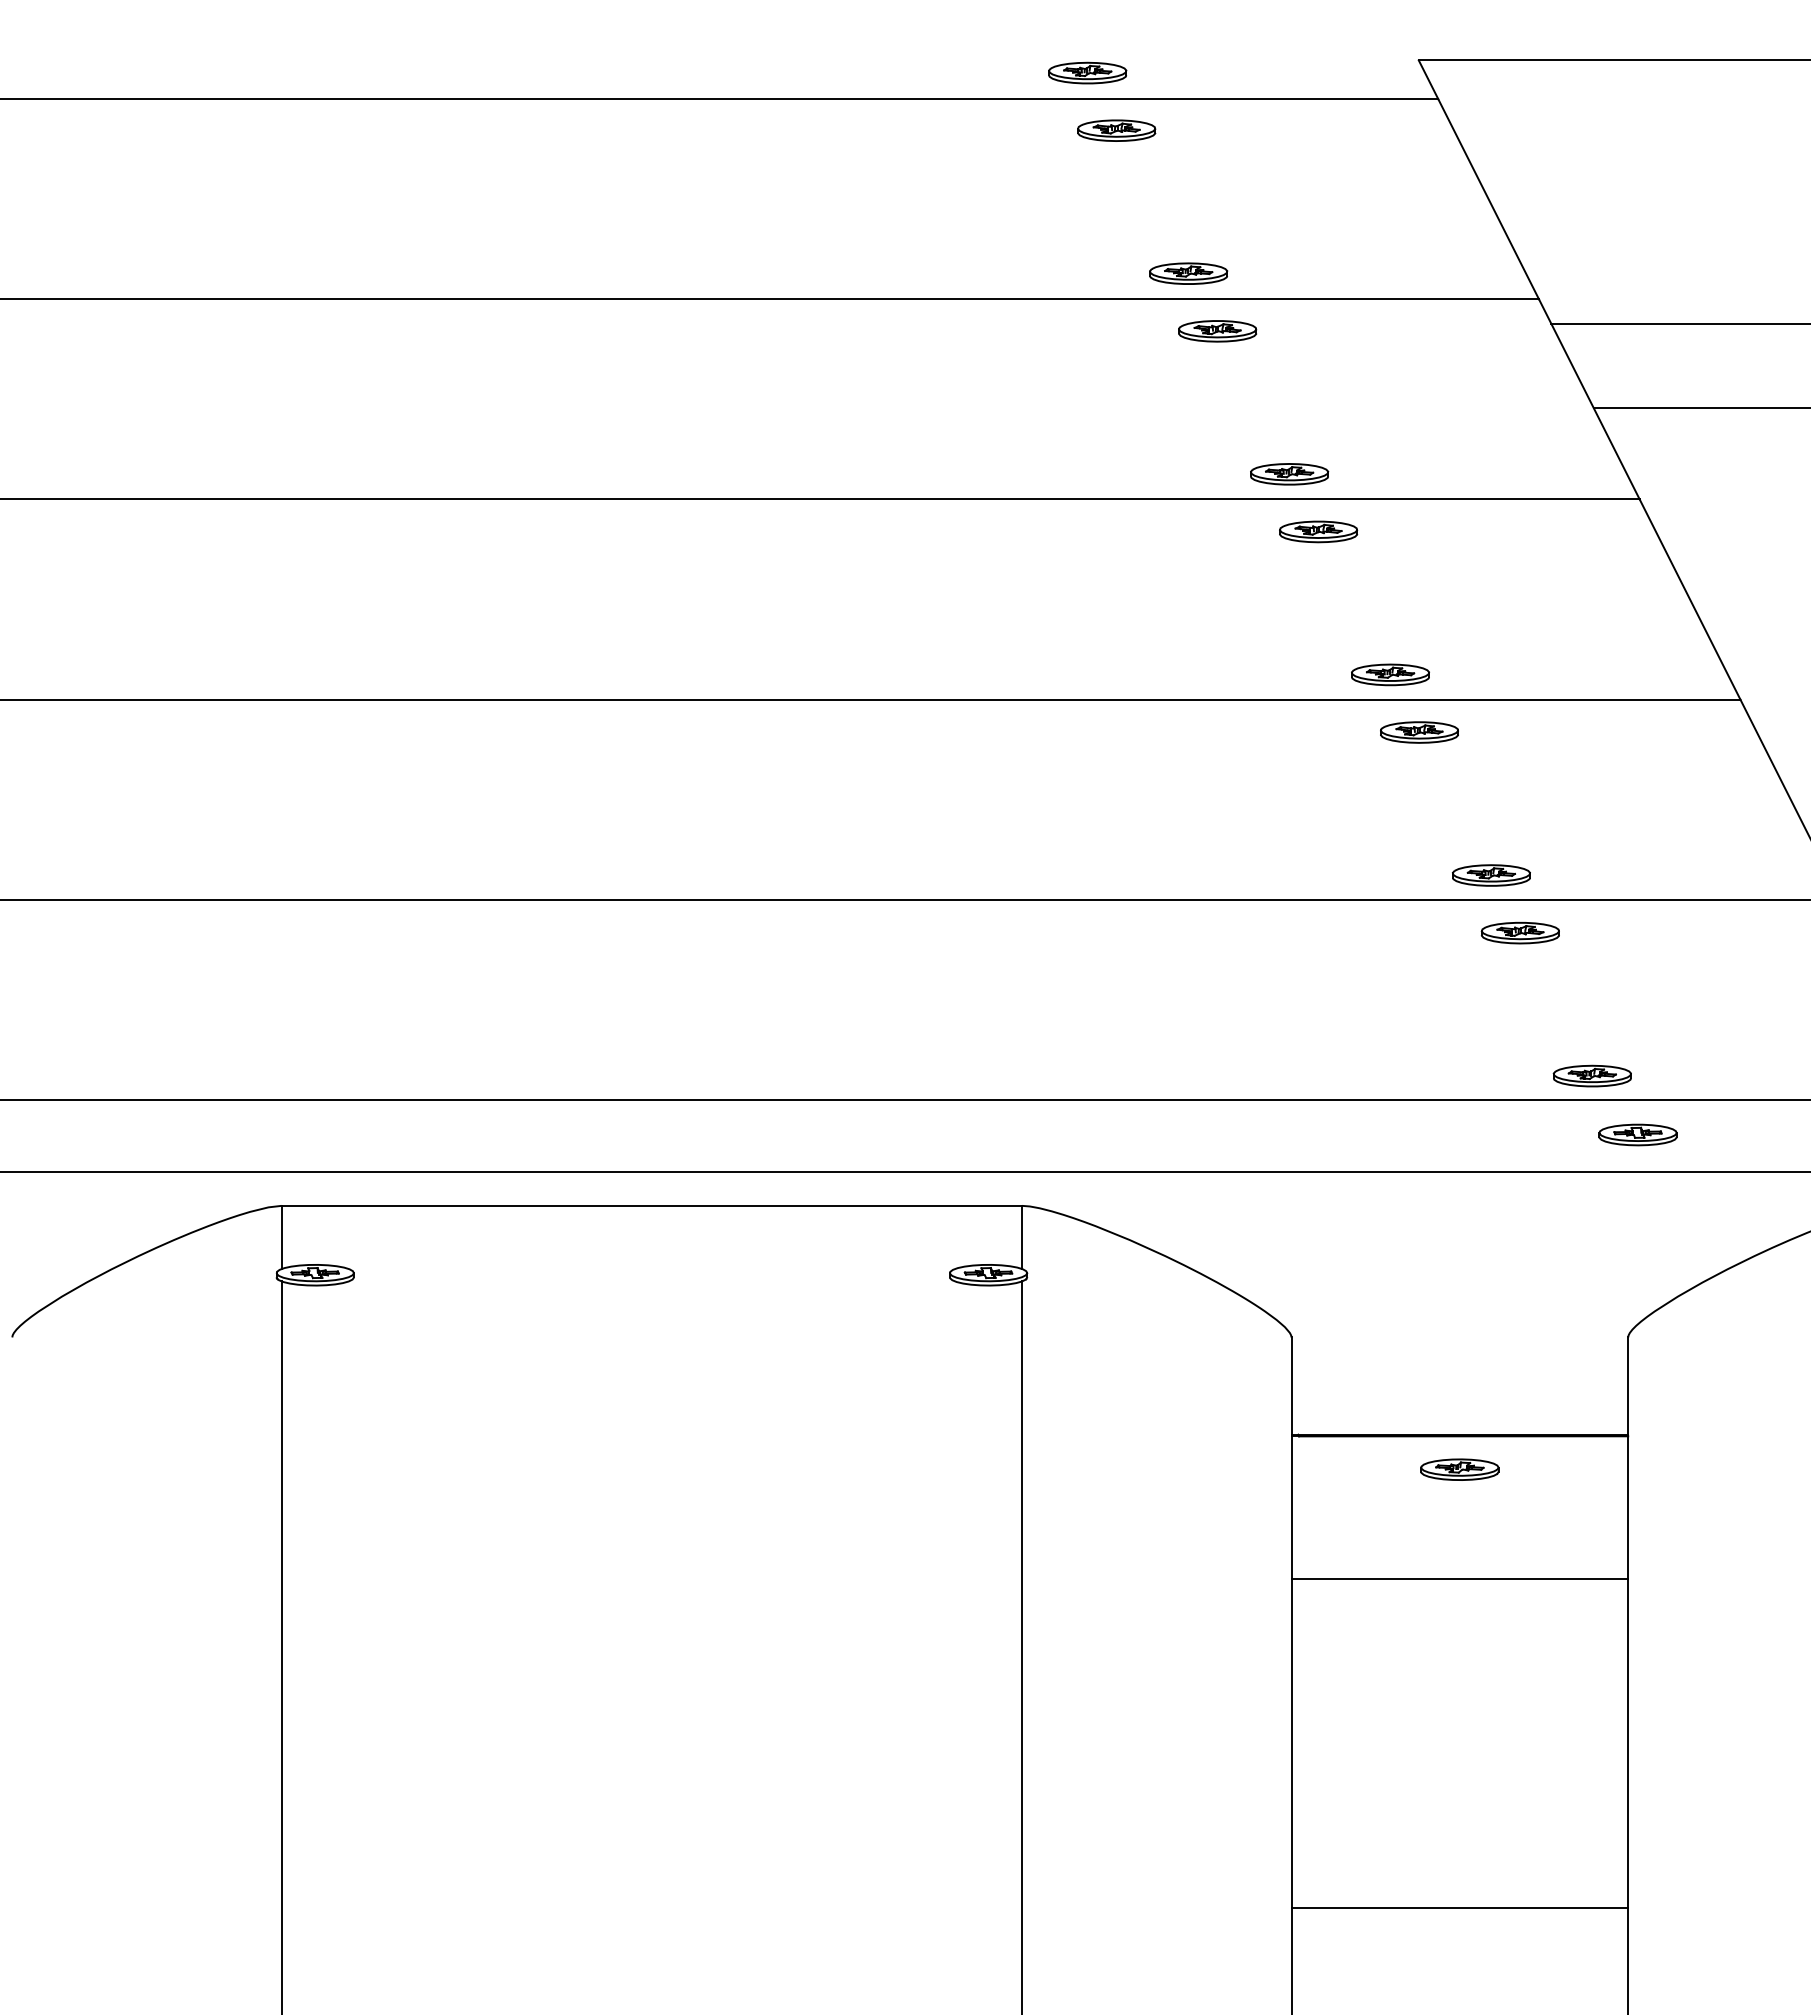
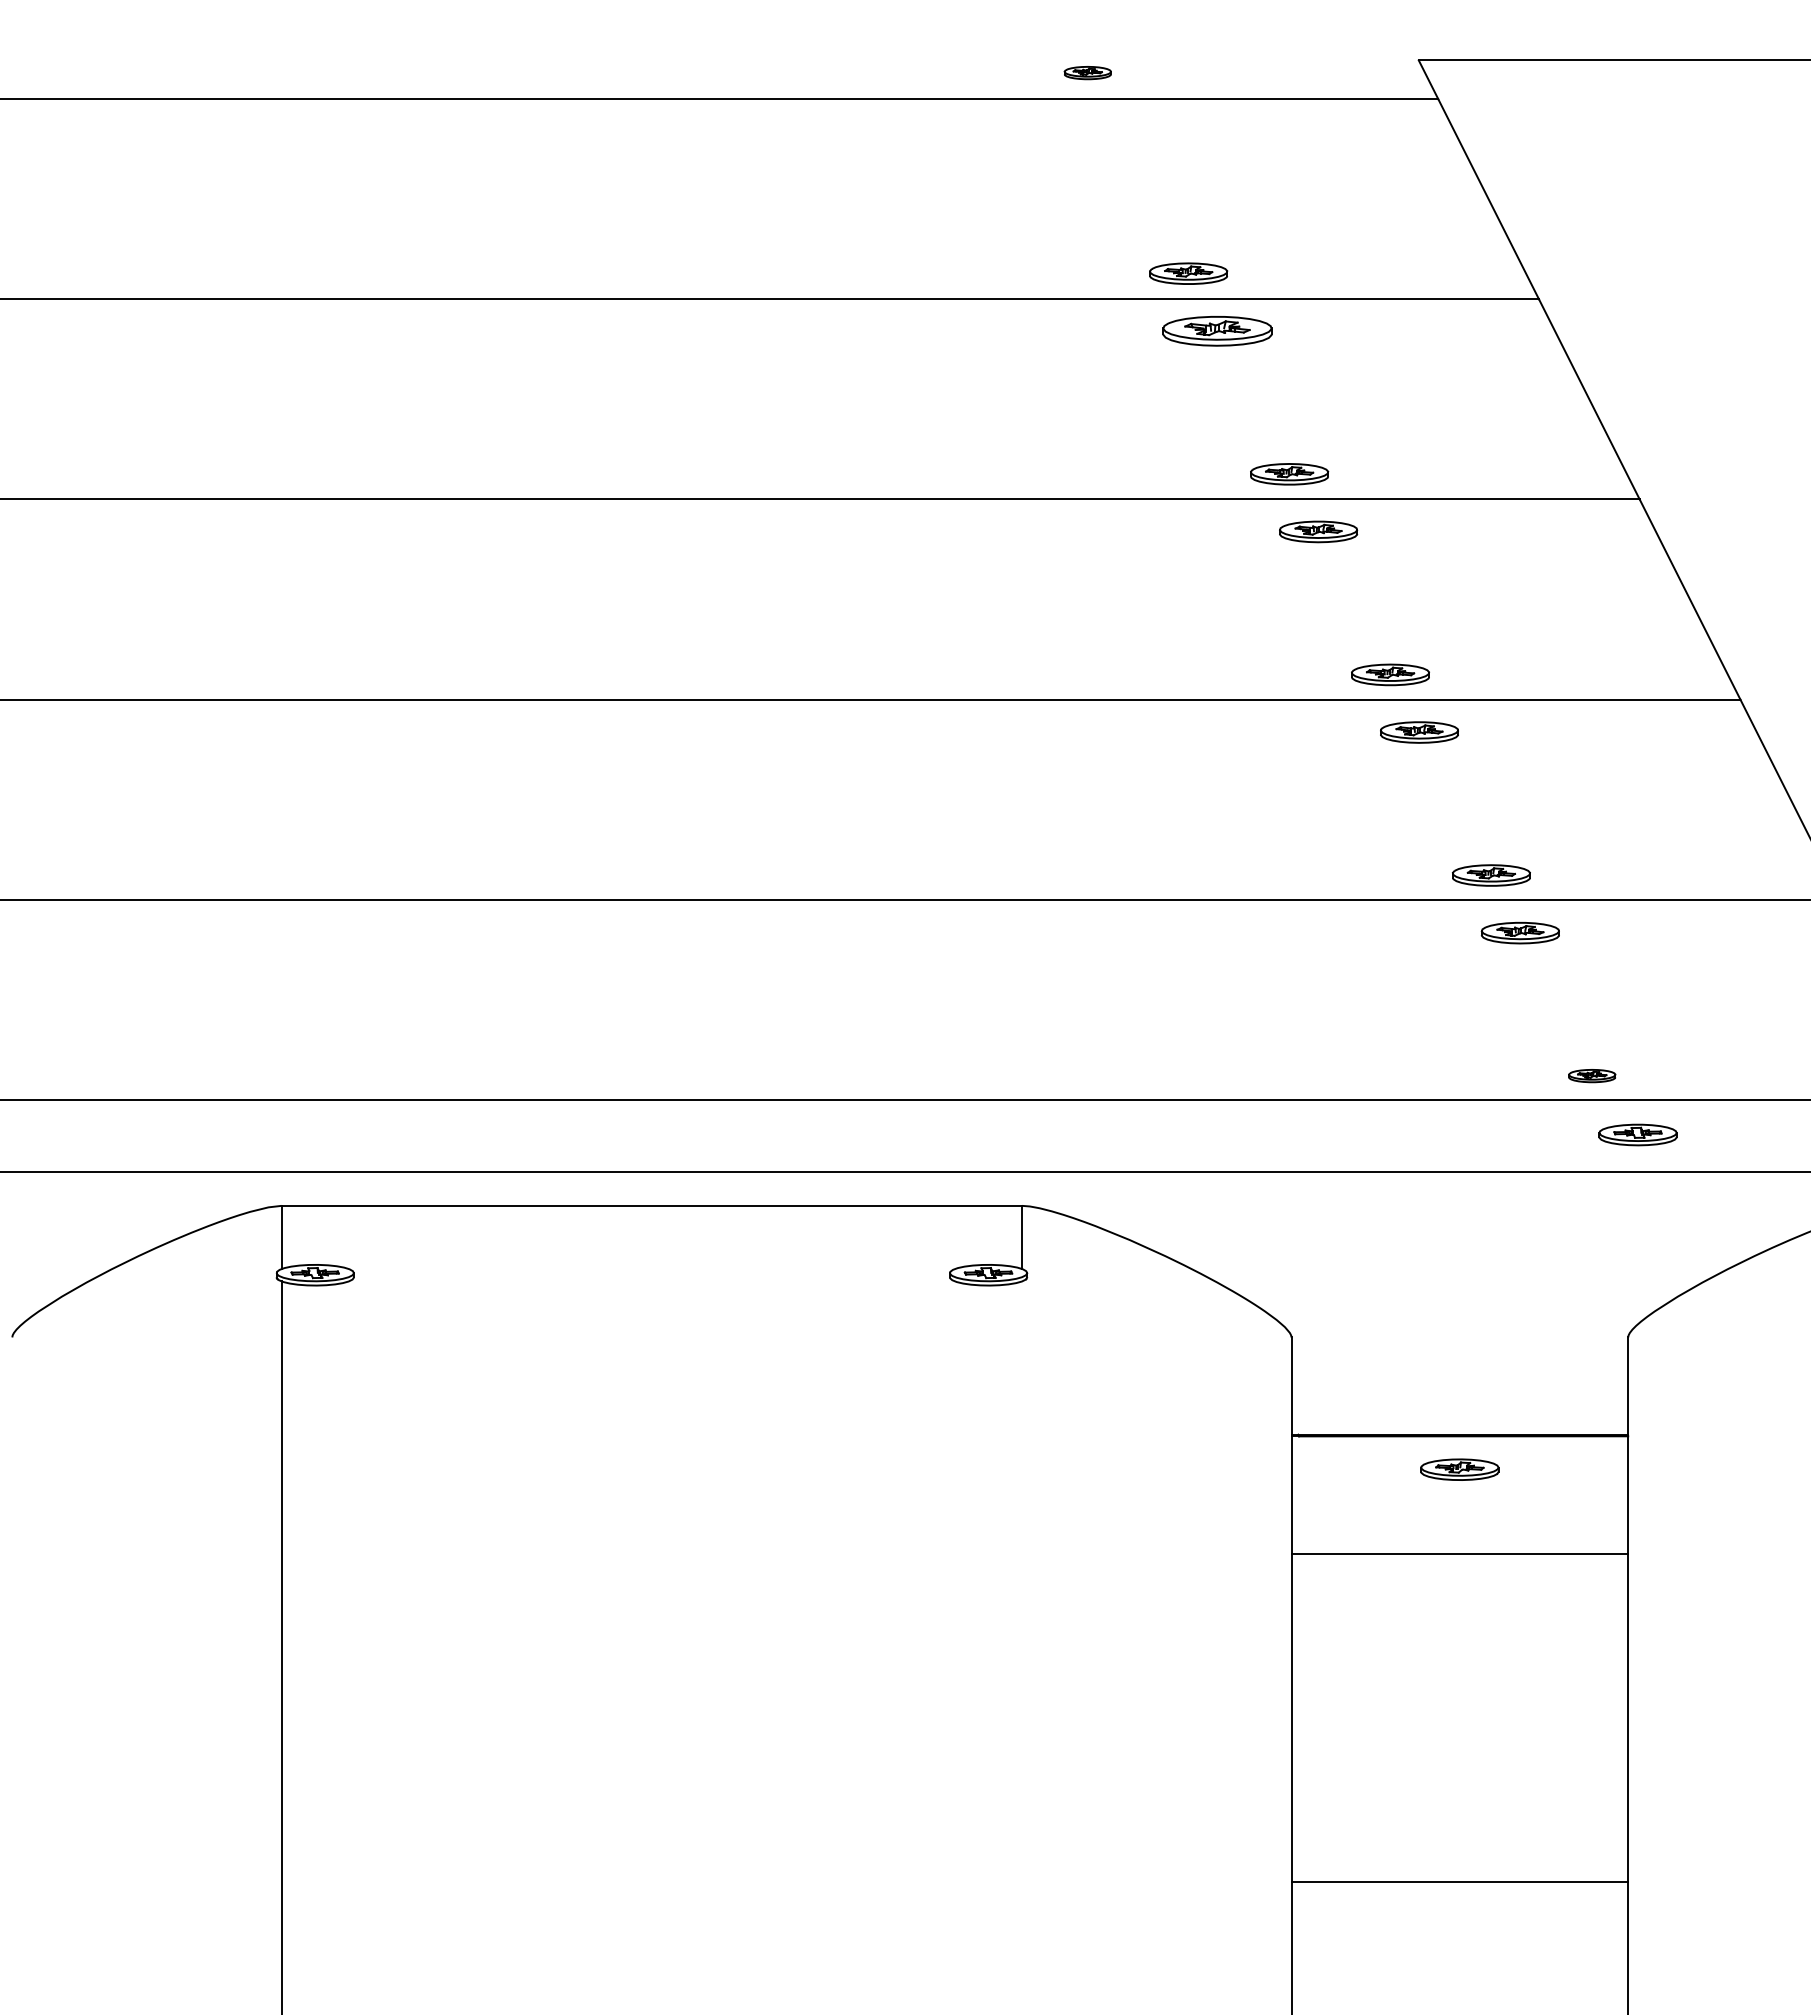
part size: 80x24 px -> 49x15 px (1087, 73)
part: present -> none (1116, 130)
line: present -> none (1679, 323)
part size: 80x23 px -> 111x31 px (1217, 331)
line: present -> none (1700, 407)
part size: 80x24 px -> 49x15 px (1592, 1076)
line position: (1459, 1579) -> (1459, 1554) (1459, 1554)
line: present -> none (1022, 1646)
line position: (1459, 1908) -> (1459, 1882) (1459, 1882)
